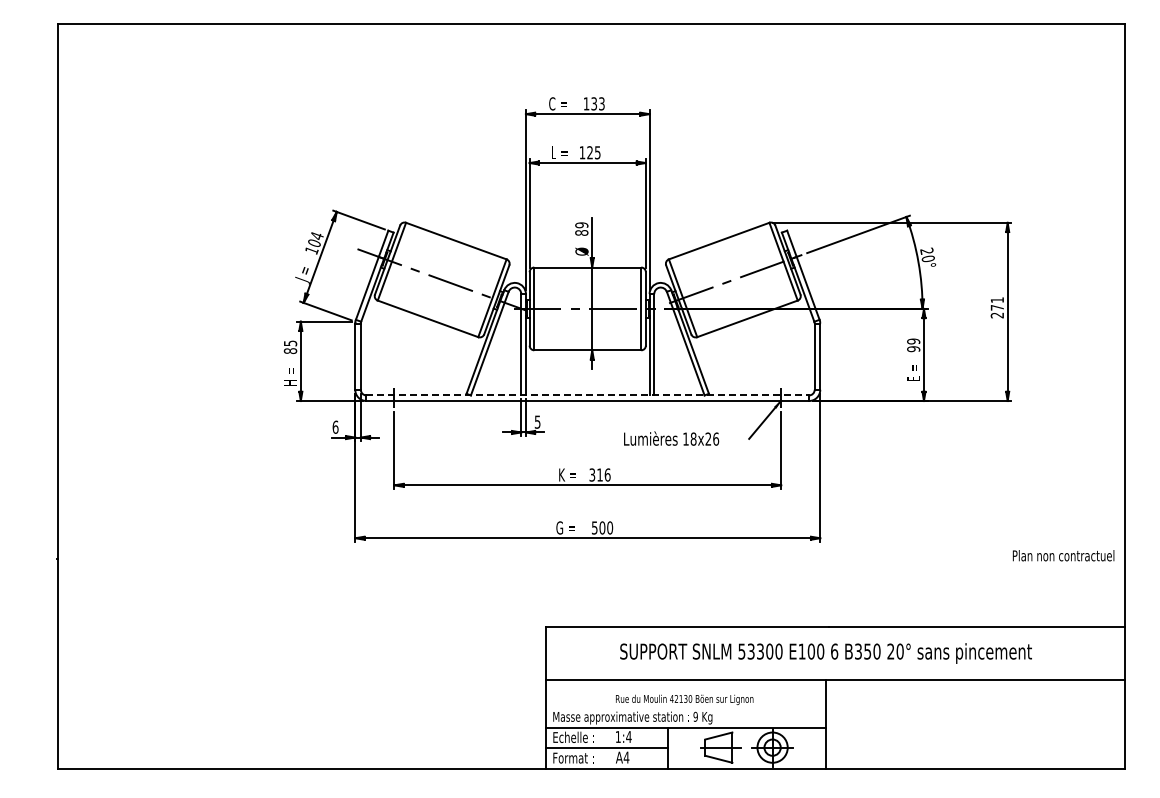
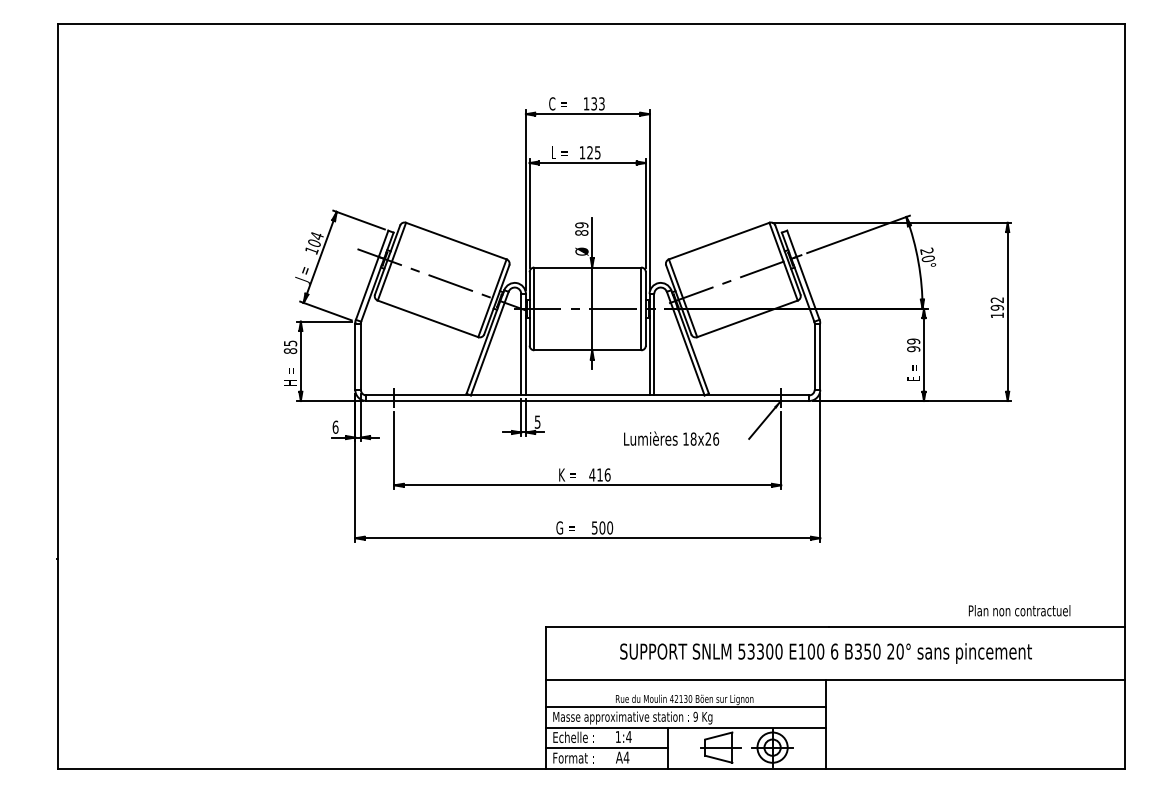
text: 271 -> 192 (997, 307)
line: dashed -> solid (588, 395)
text: 316 -> 416 (592, 474)
text position: (1063, 555) -> (1019, 610) (1019, 610)
line: none -> present (686, 707)
